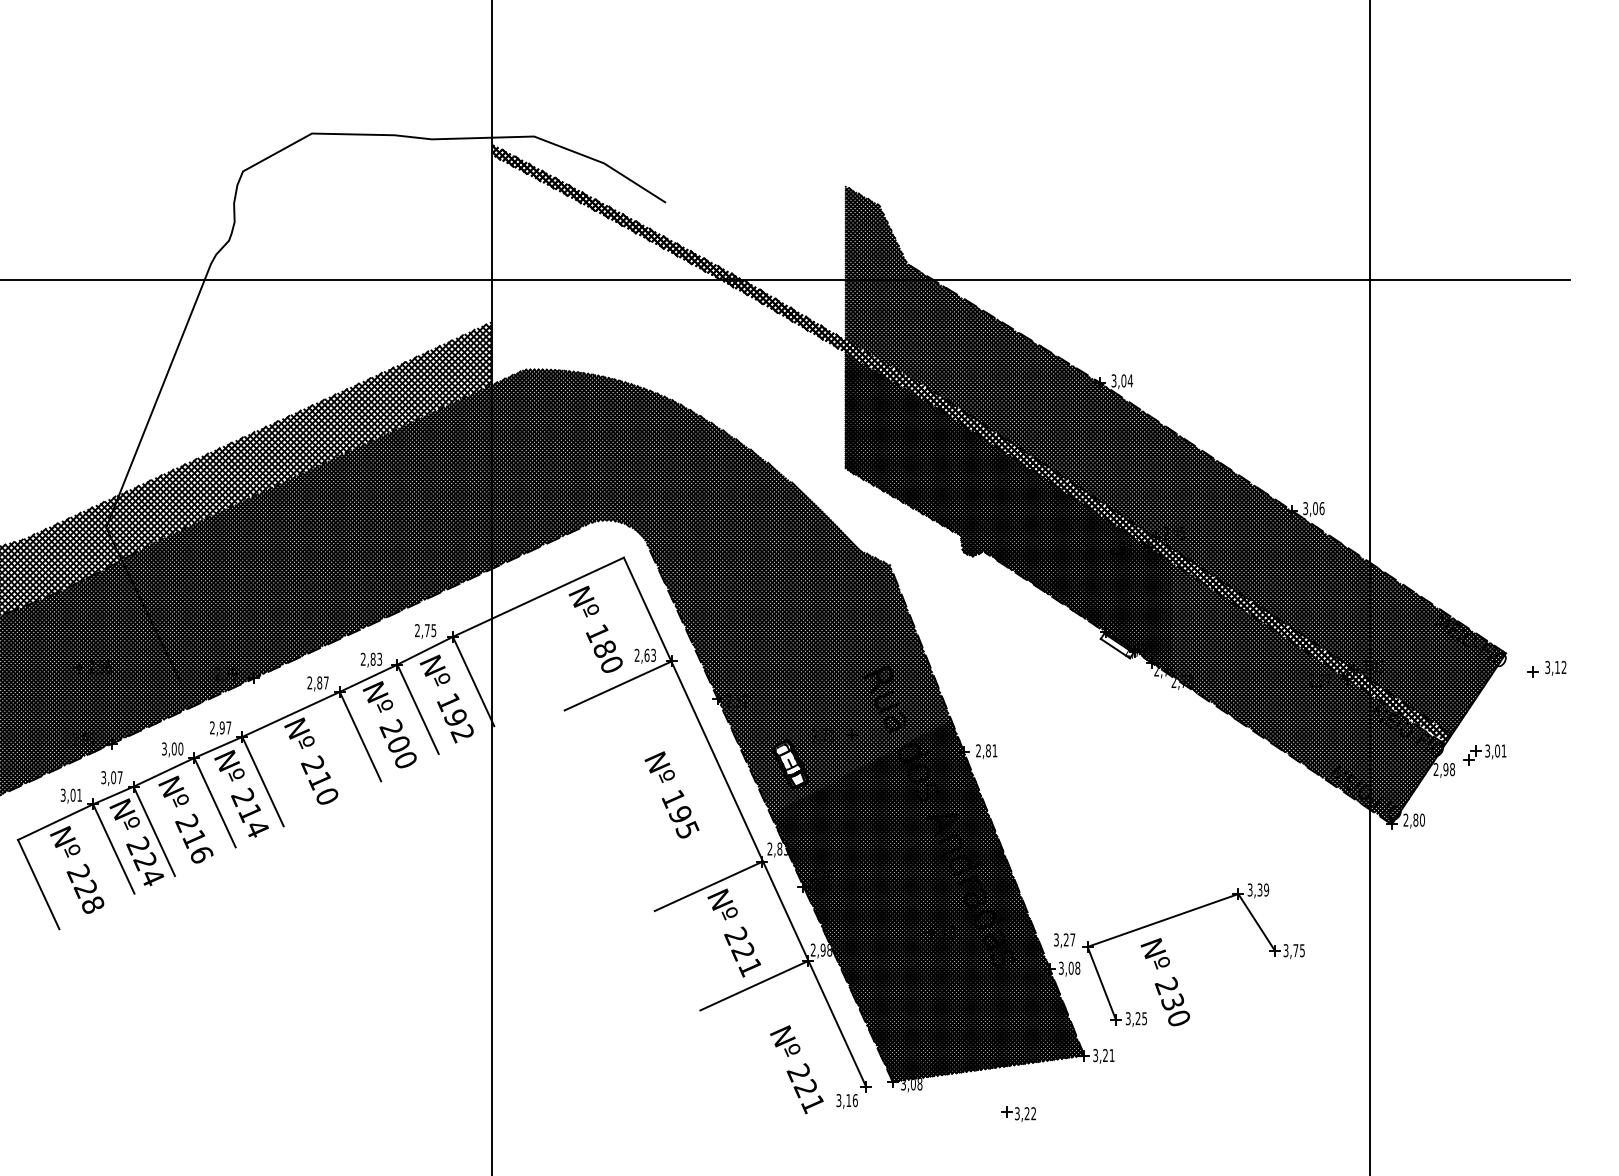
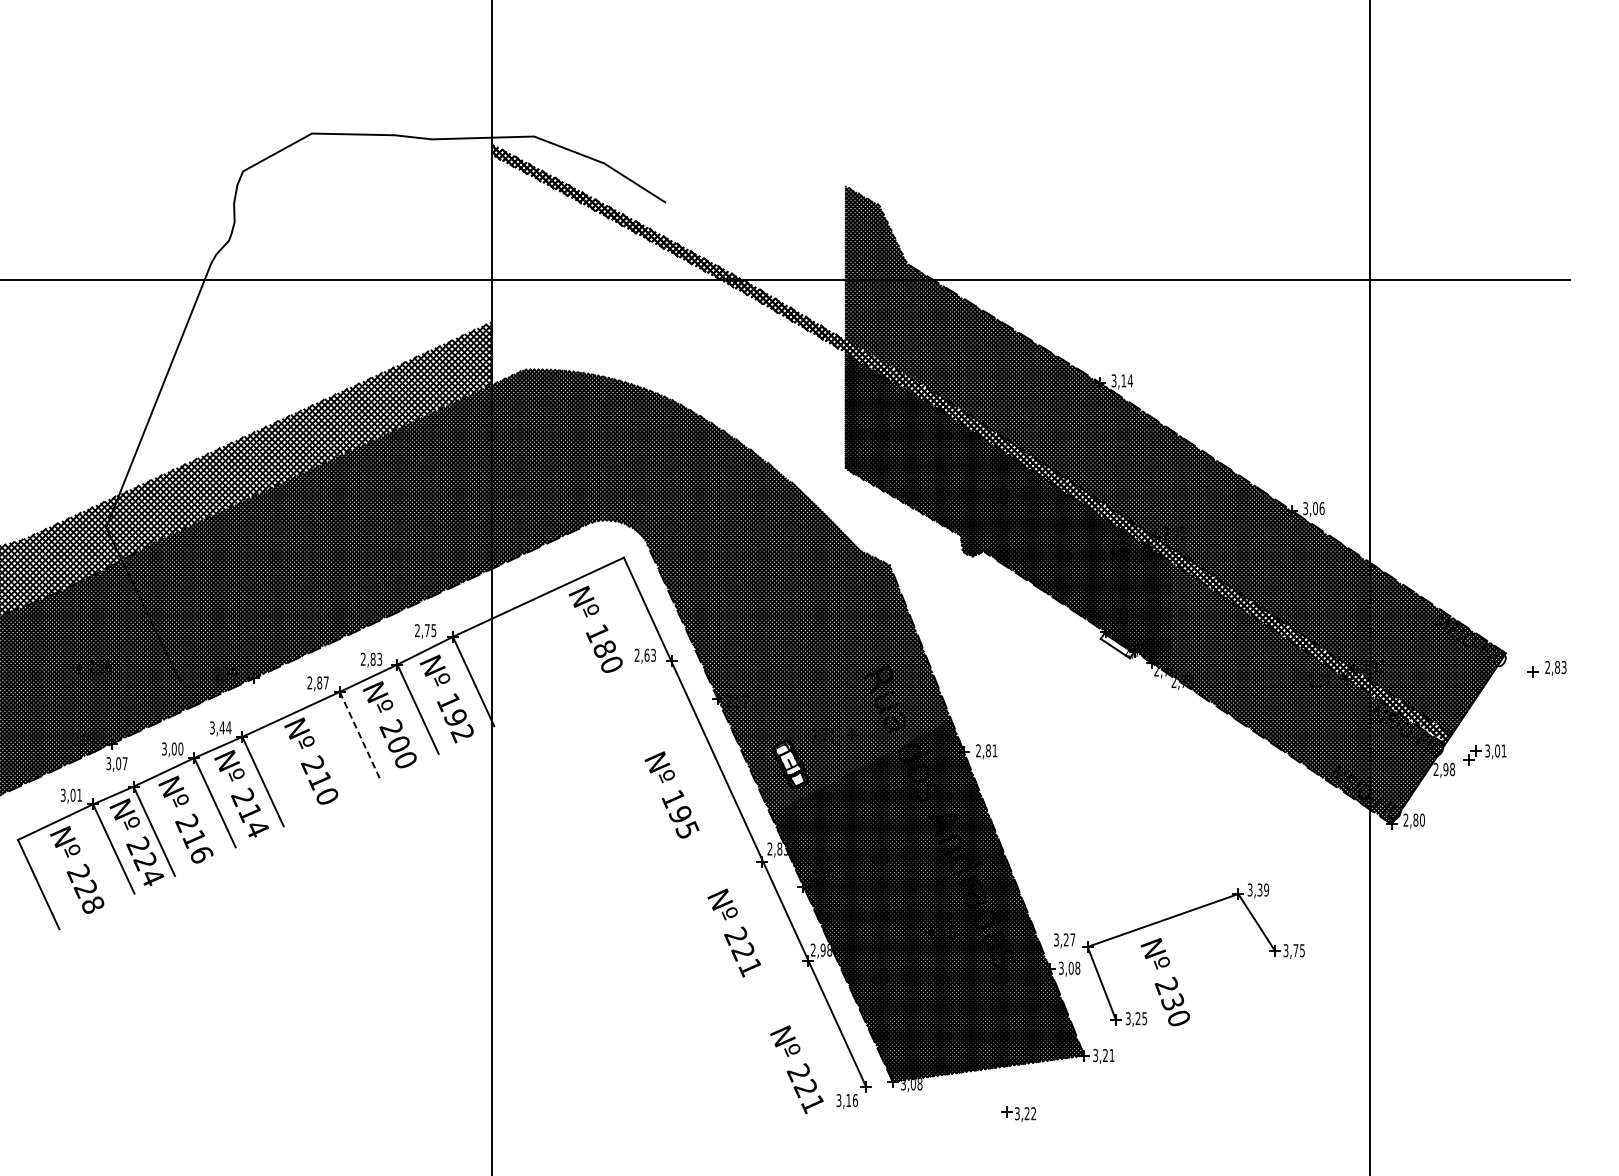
text: 3,04 -> 3,14 (1123, 380)
text: 3,12 -> 2,83 (1555, 667)
line: present -> none (617, 685)
text: 2,97 -> 3,44 (220, 727)
line: solid -> dashed (360, 737)
text position: (111, 778) -> (116, 764) (116, 764)
line: present -> none (708, 886)
line: present -> none (754, 985)
